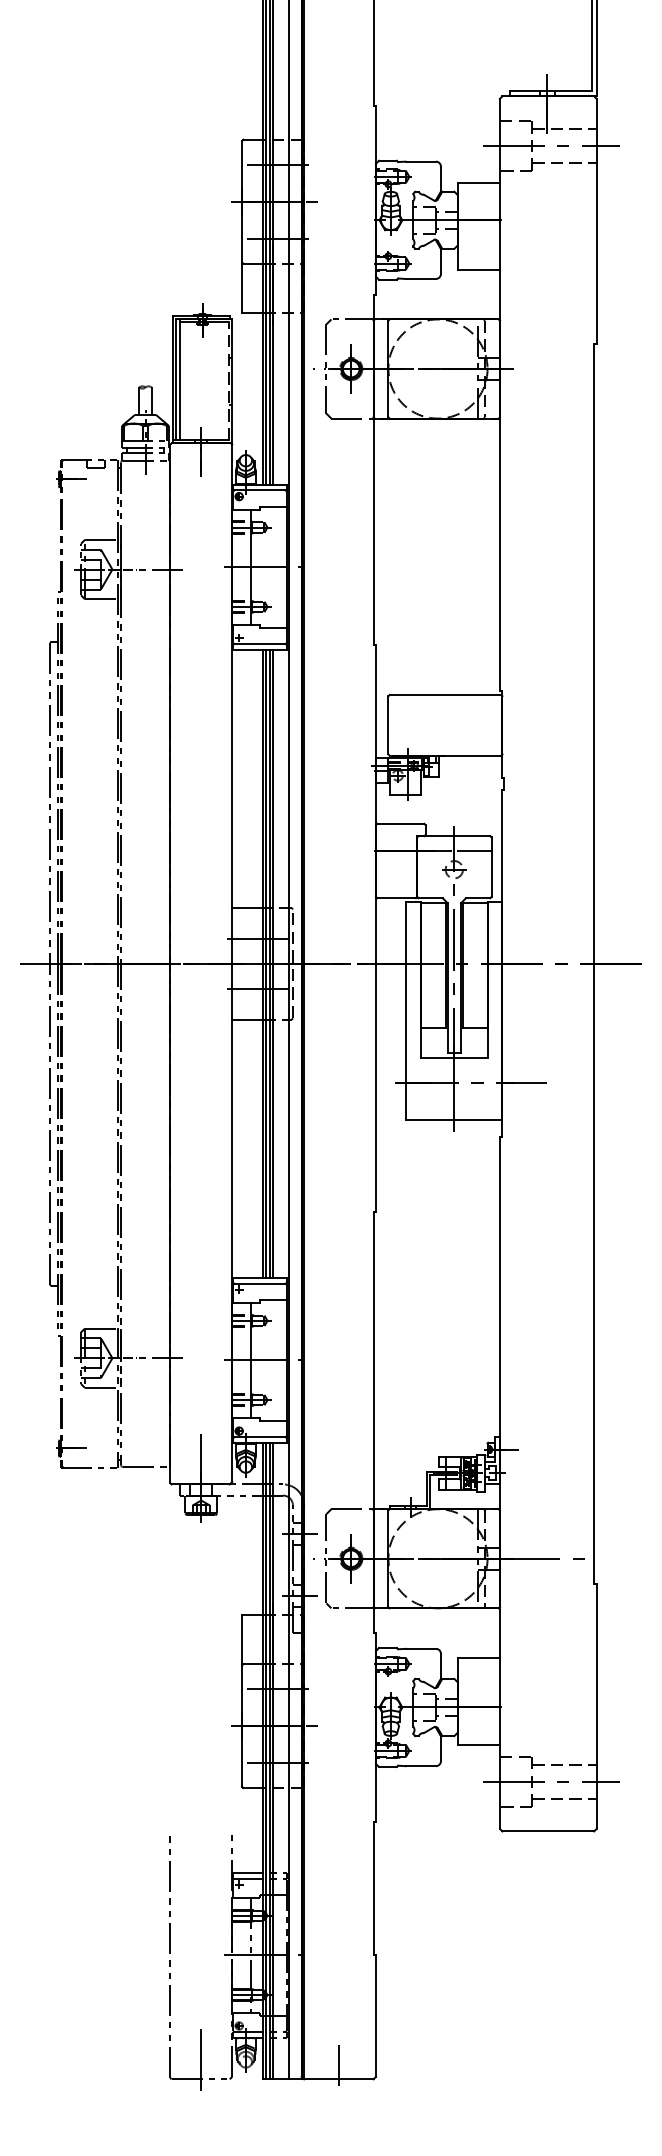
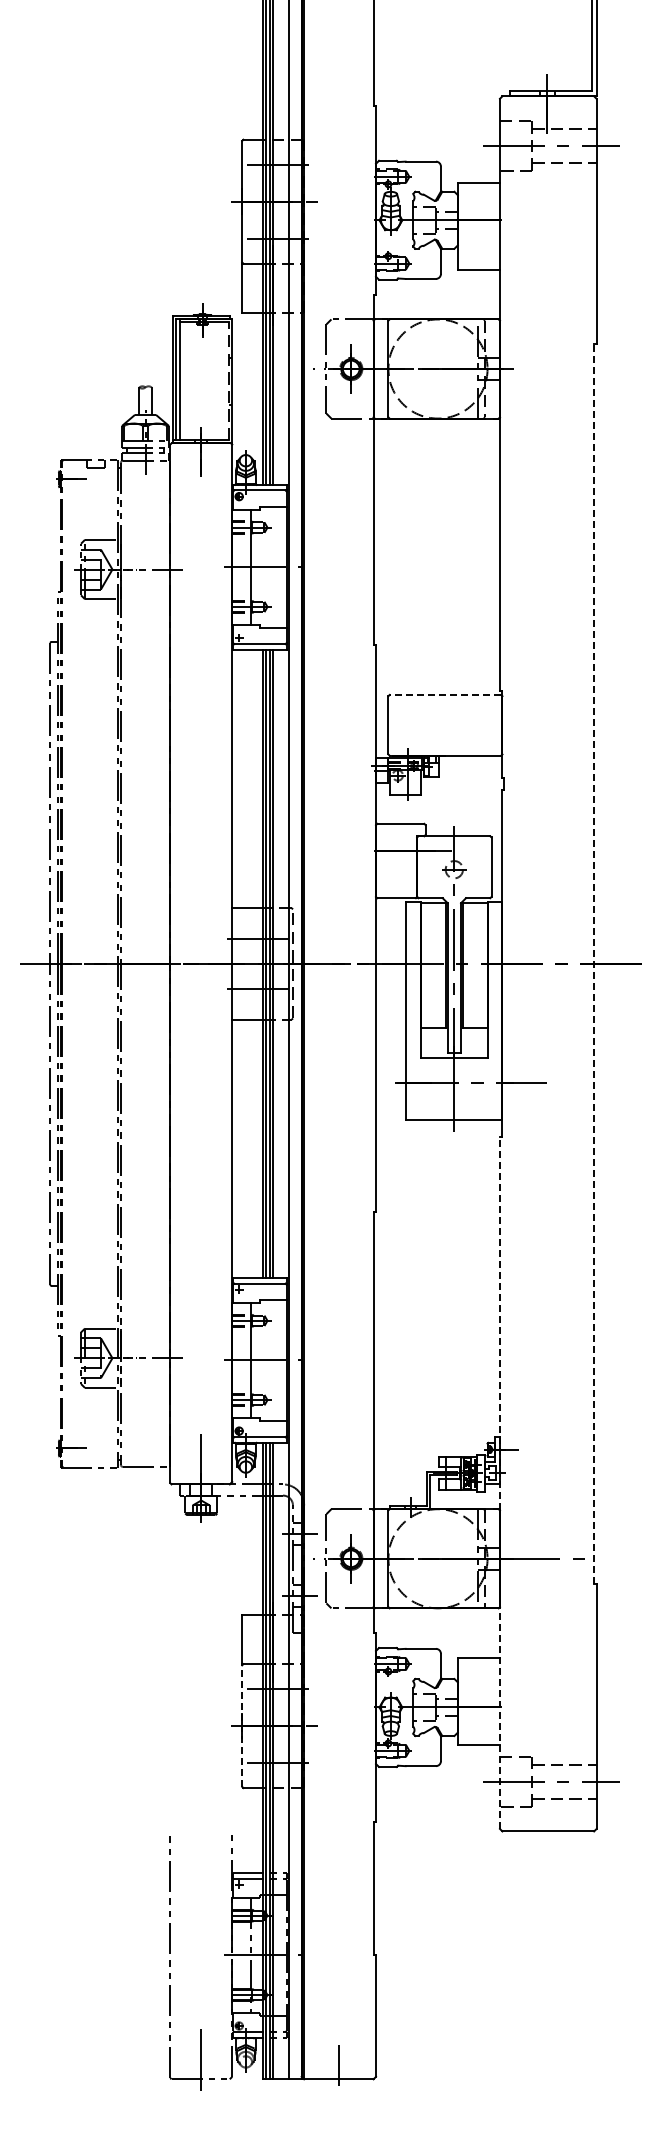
line: solid -> dashed (445, 694)
line: present -> none (474, 851)
line: solid -> dashed (594, 963)
line: solid -> dashed (499, 1483)
line: solid -> dashed (242, 1726)
